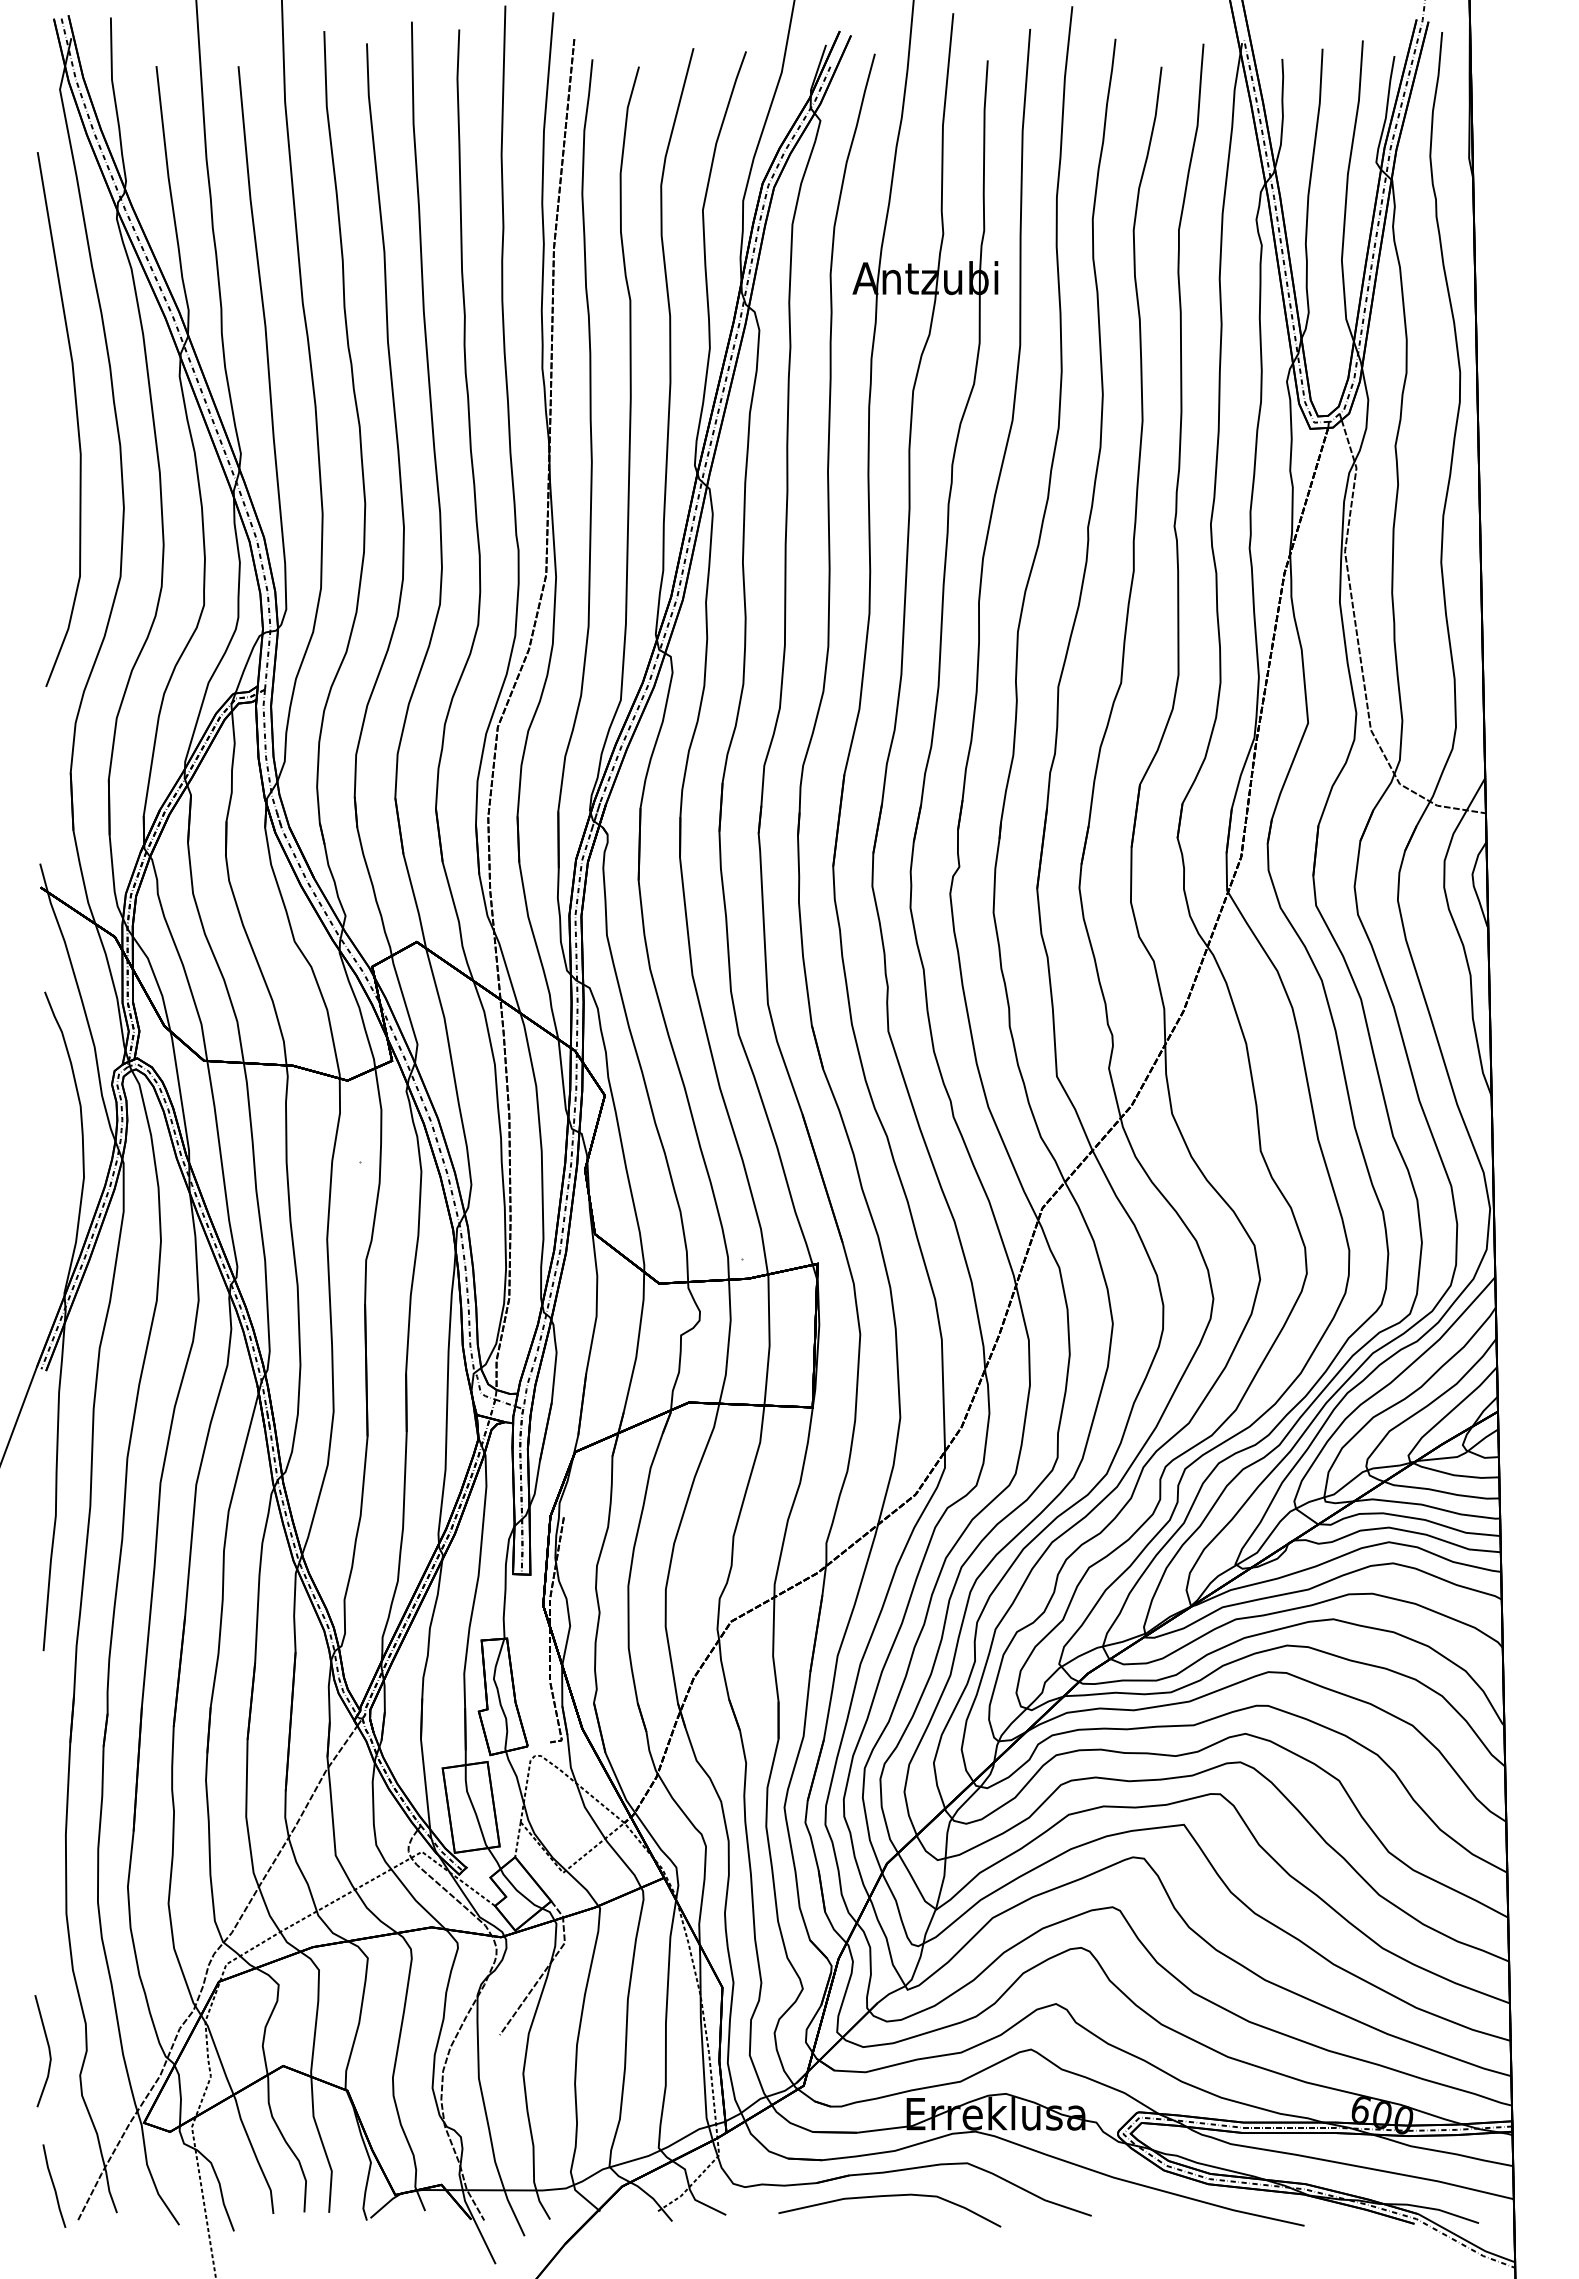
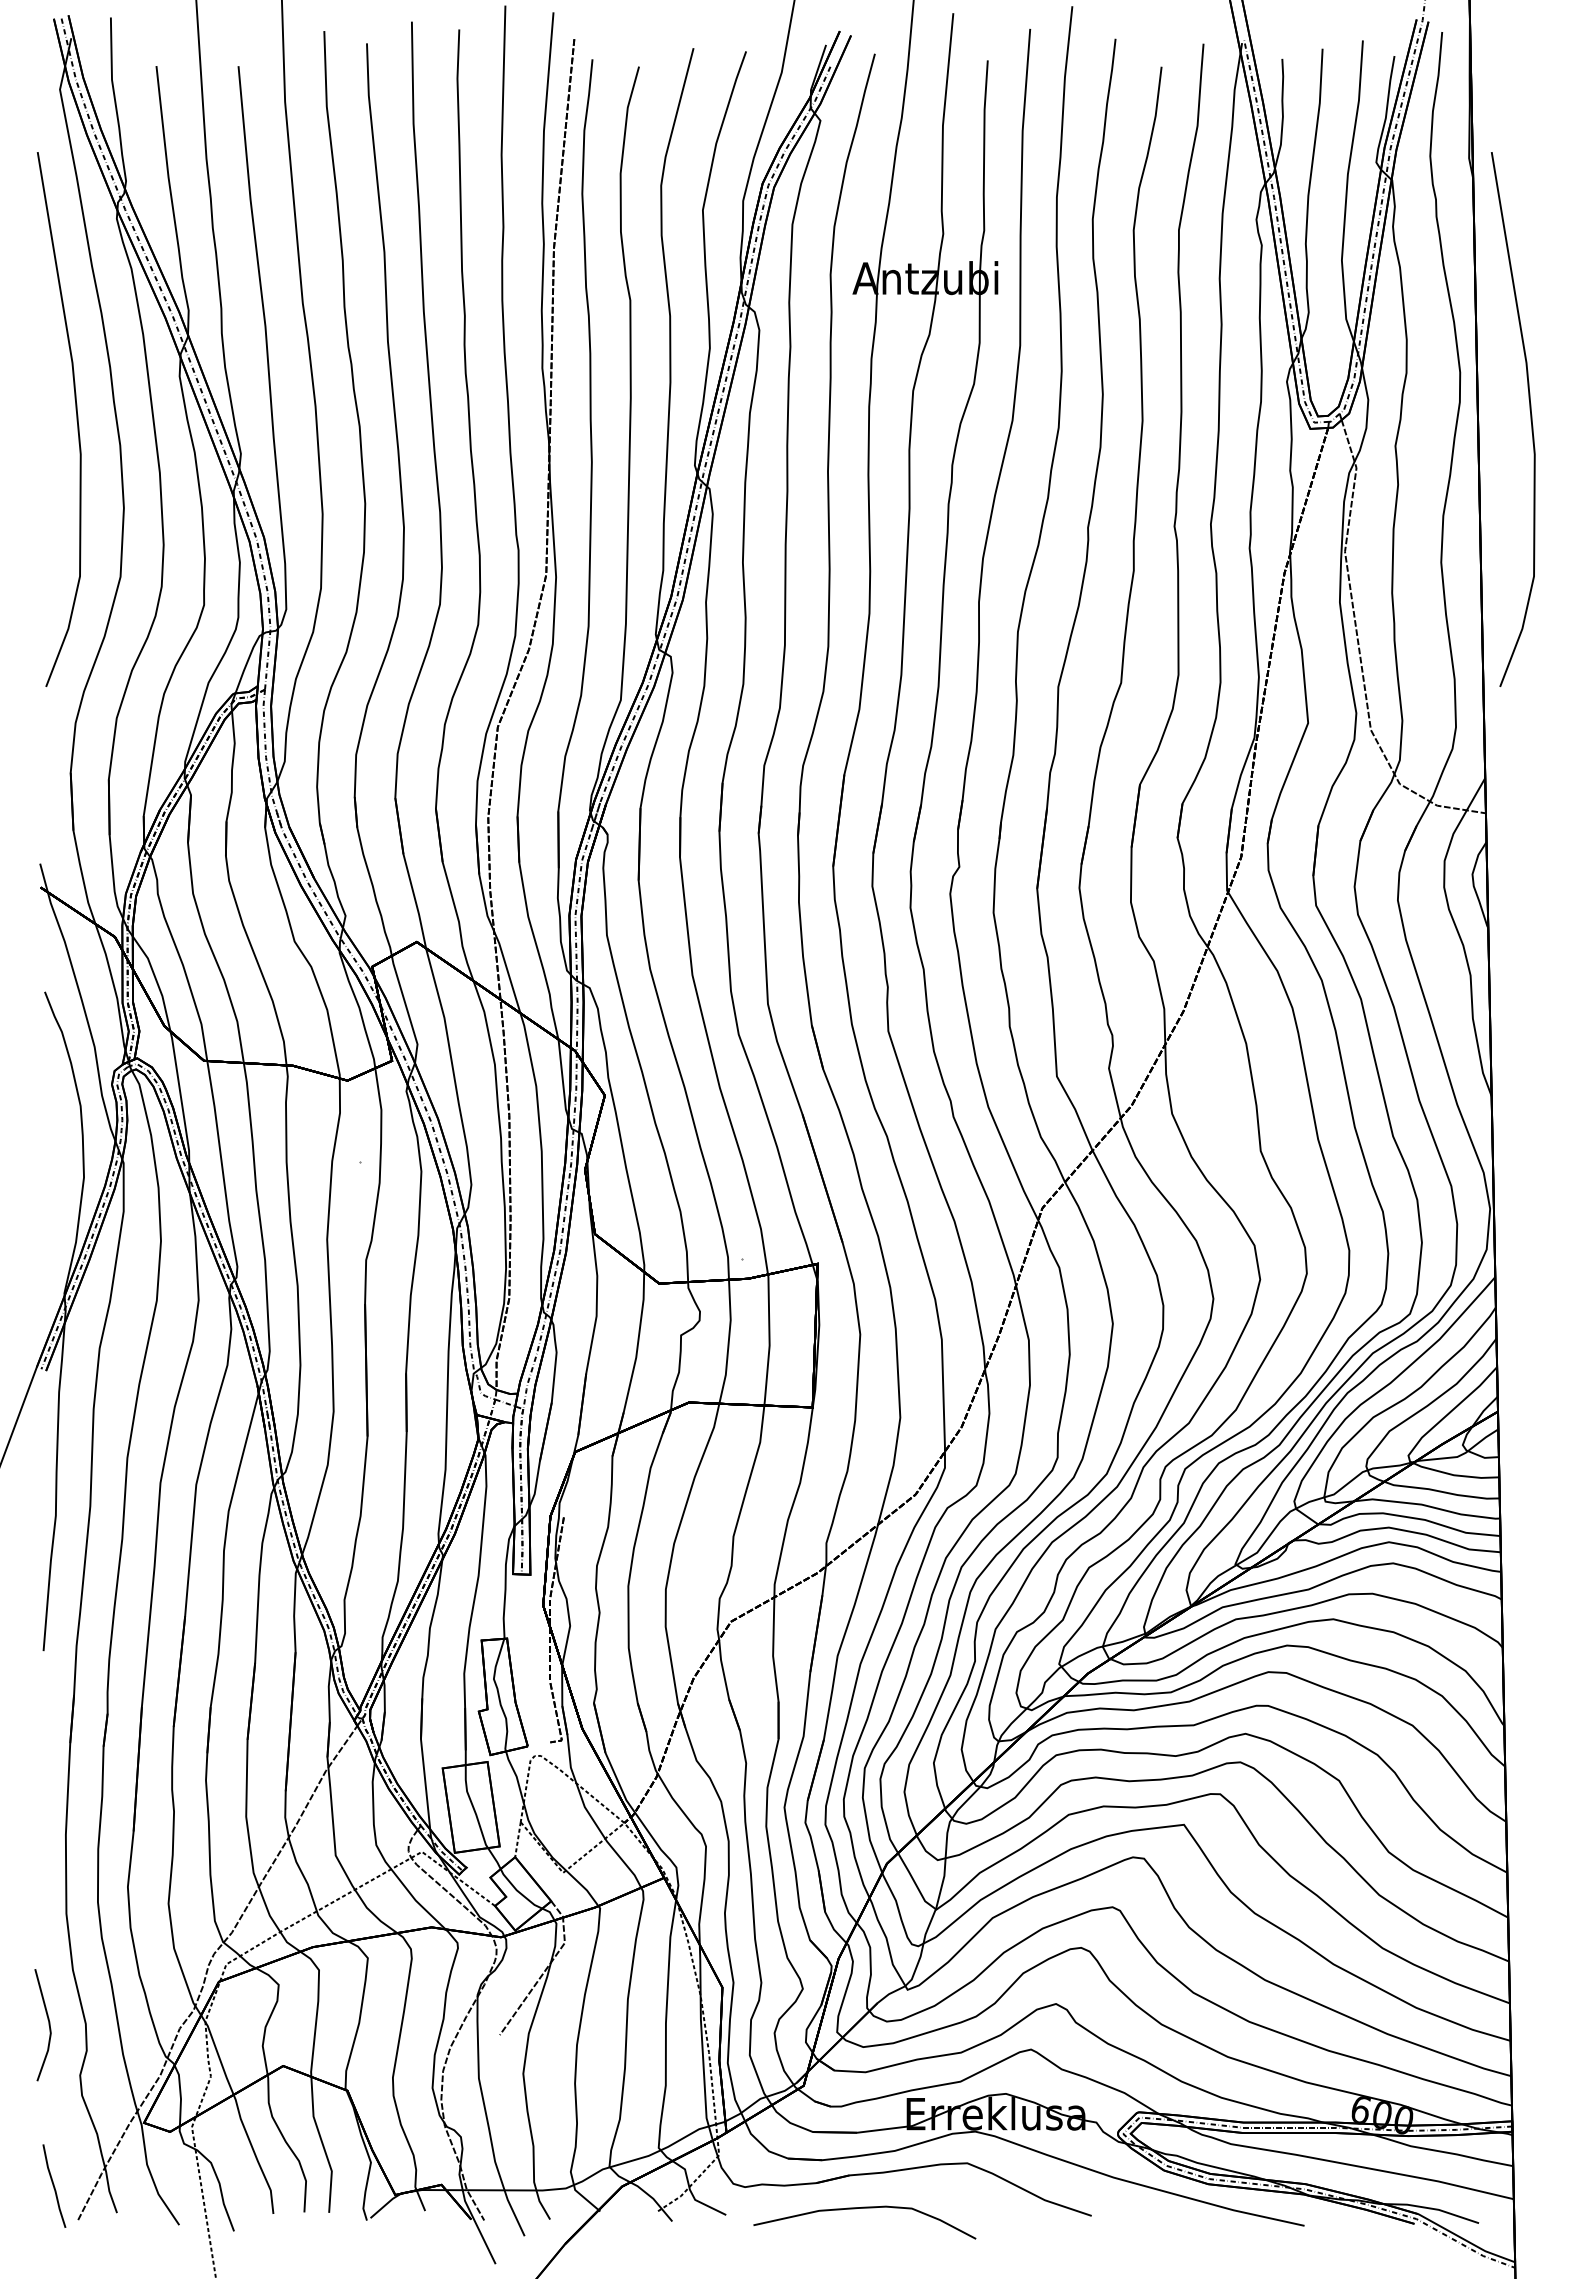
curve: none -> present (1530, 419)
line position: (48, 2051) -> (48, 2025) (48, 2025)
curve position: (889, 2196) -> (864, 2208) (864, 2208)
